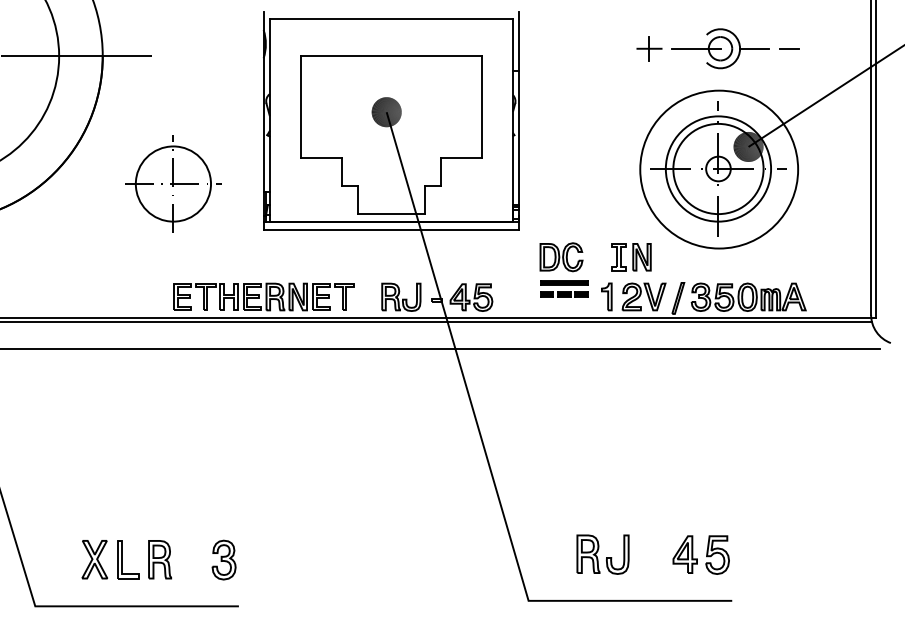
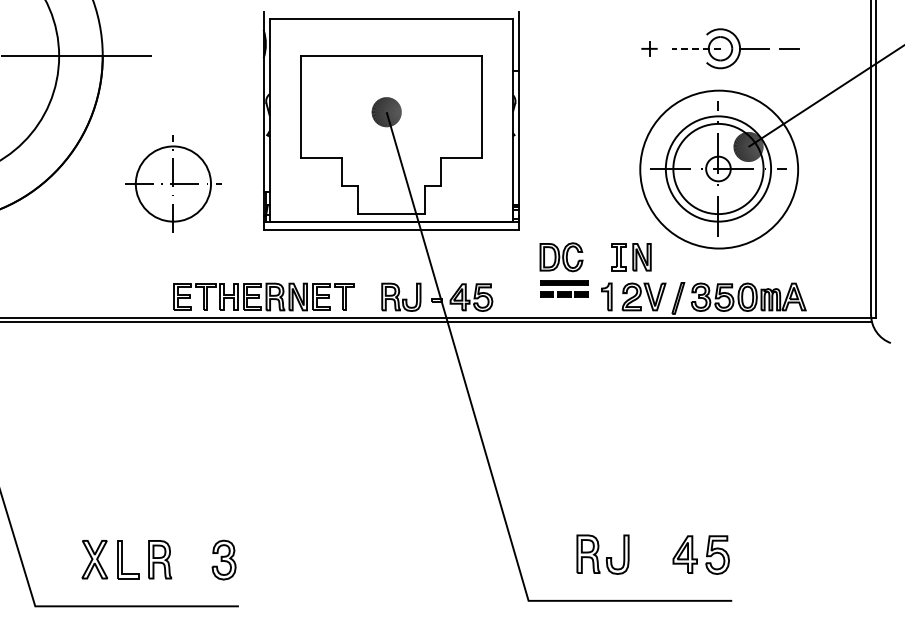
part size: 27x26 px -> 17x16 px (649, 48)
line: solid -> dashed (696, 48)
line: present -> none (441, 349)
